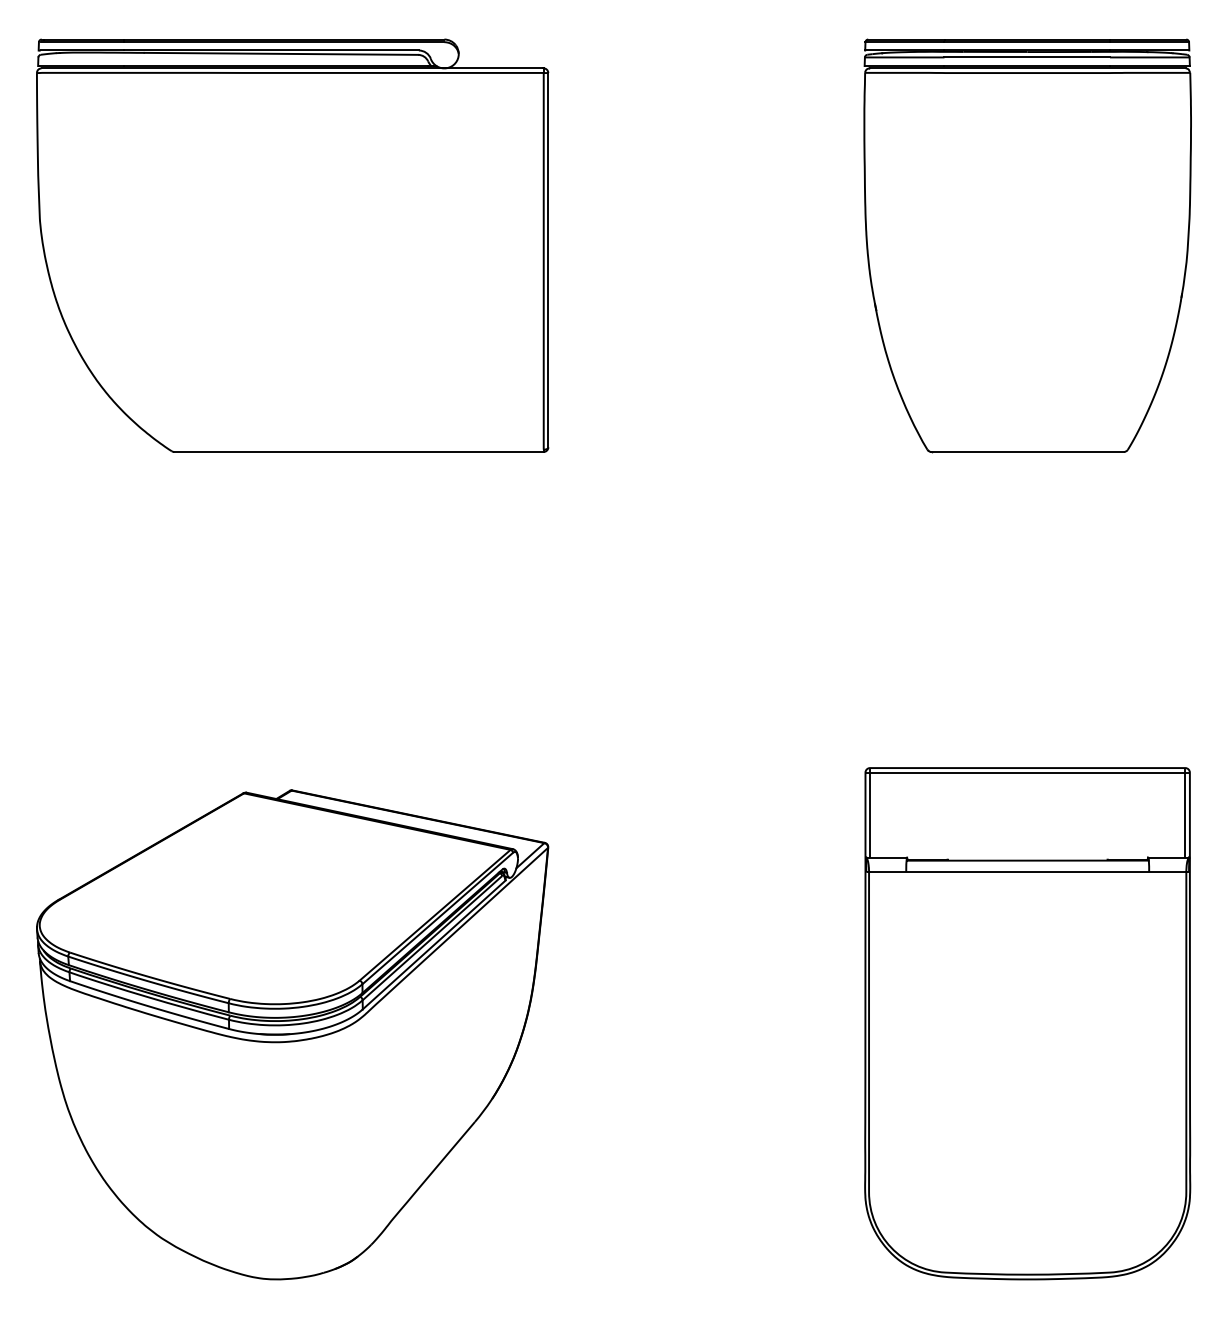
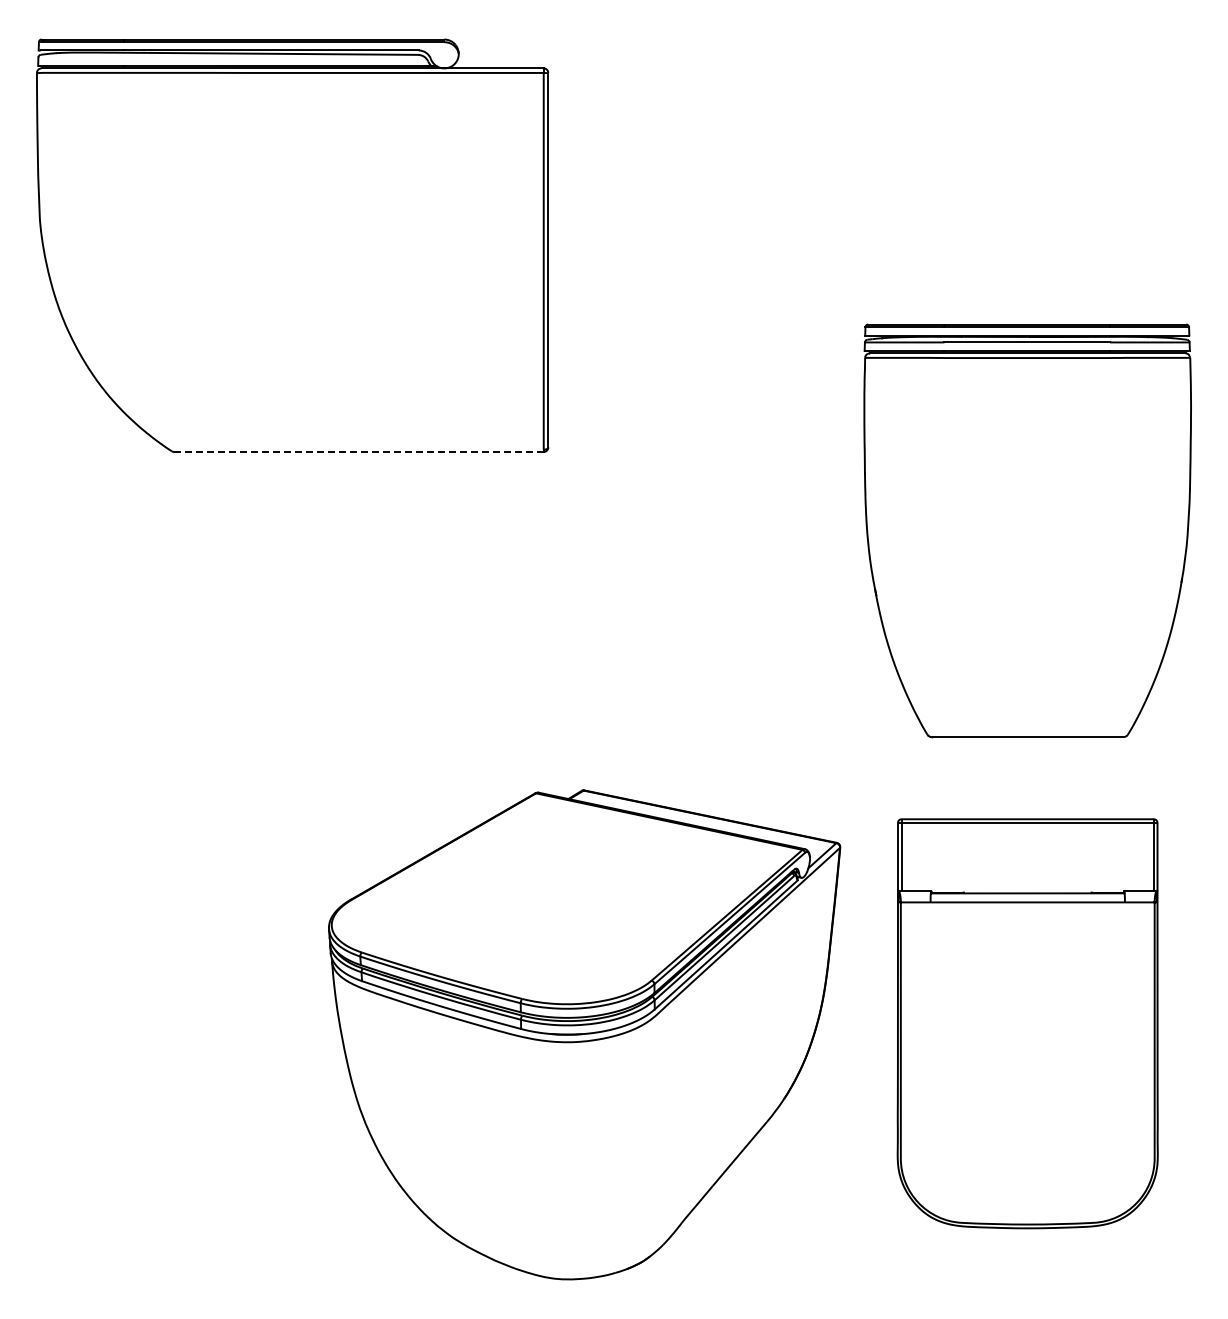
part position: (1027, 245) -> (1027, 530) (1027, 530)
line: solid -> dashed (359, 451)
part size: 328x514 px -> 263x412 px (1027, 1023)
part position: (292, 1034) -> (584, 1034) (584, 1034)
